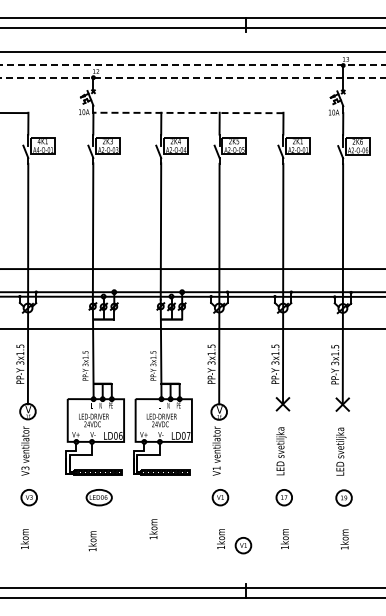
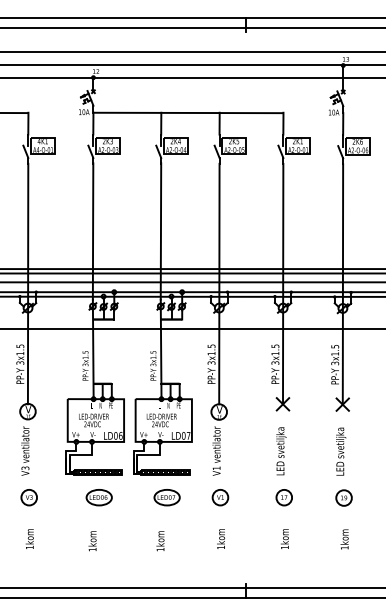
line: dashed -> solid (193, 65)
line: dashed -> solid (193, 77)
line: dashed -> solid (187, 112)
line: none -> present (192, 273)
line: none -> present (192, 282)
part: none -> present (166, 497)
text position: (153, 529) -> (160, 541) (160, 541)
text position: (24, 538) -> (29, 538) (29, 538)
part: present -> none (243, 545)
